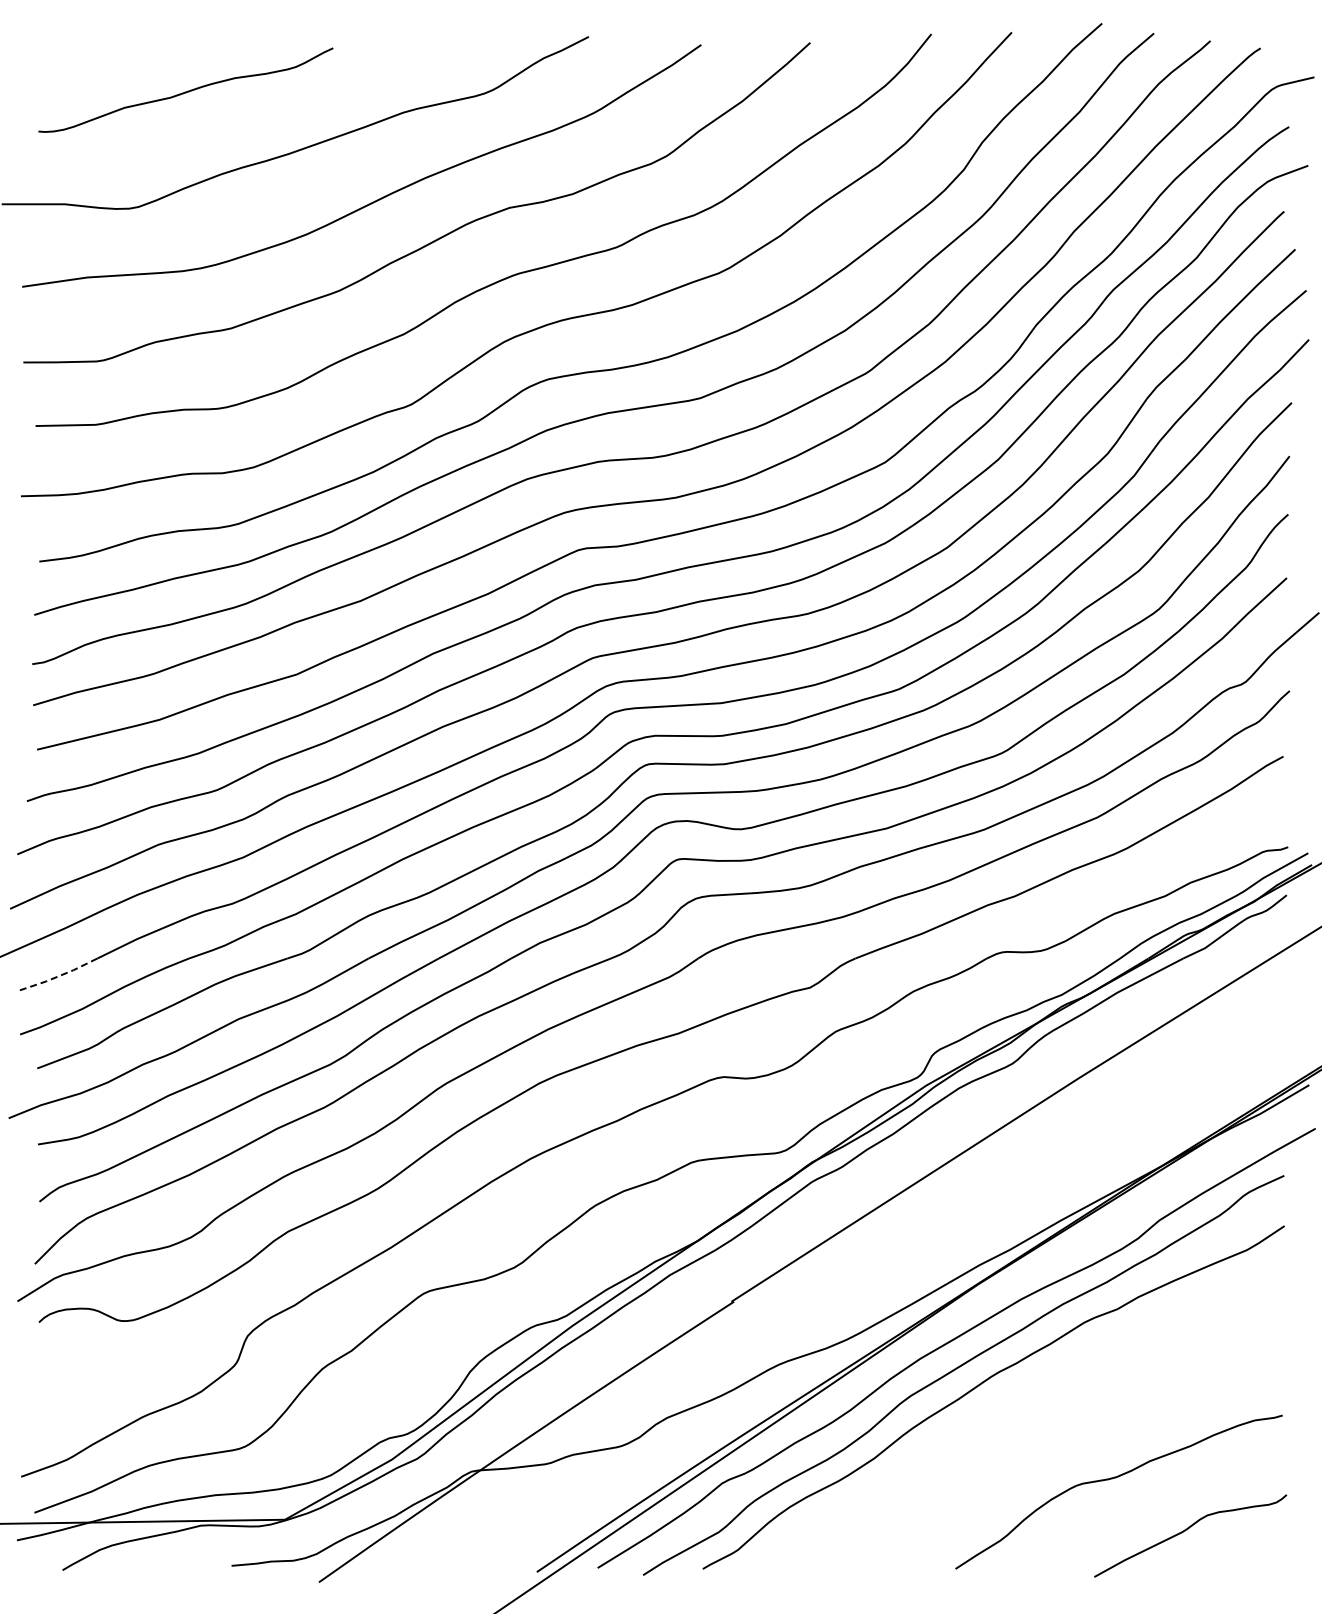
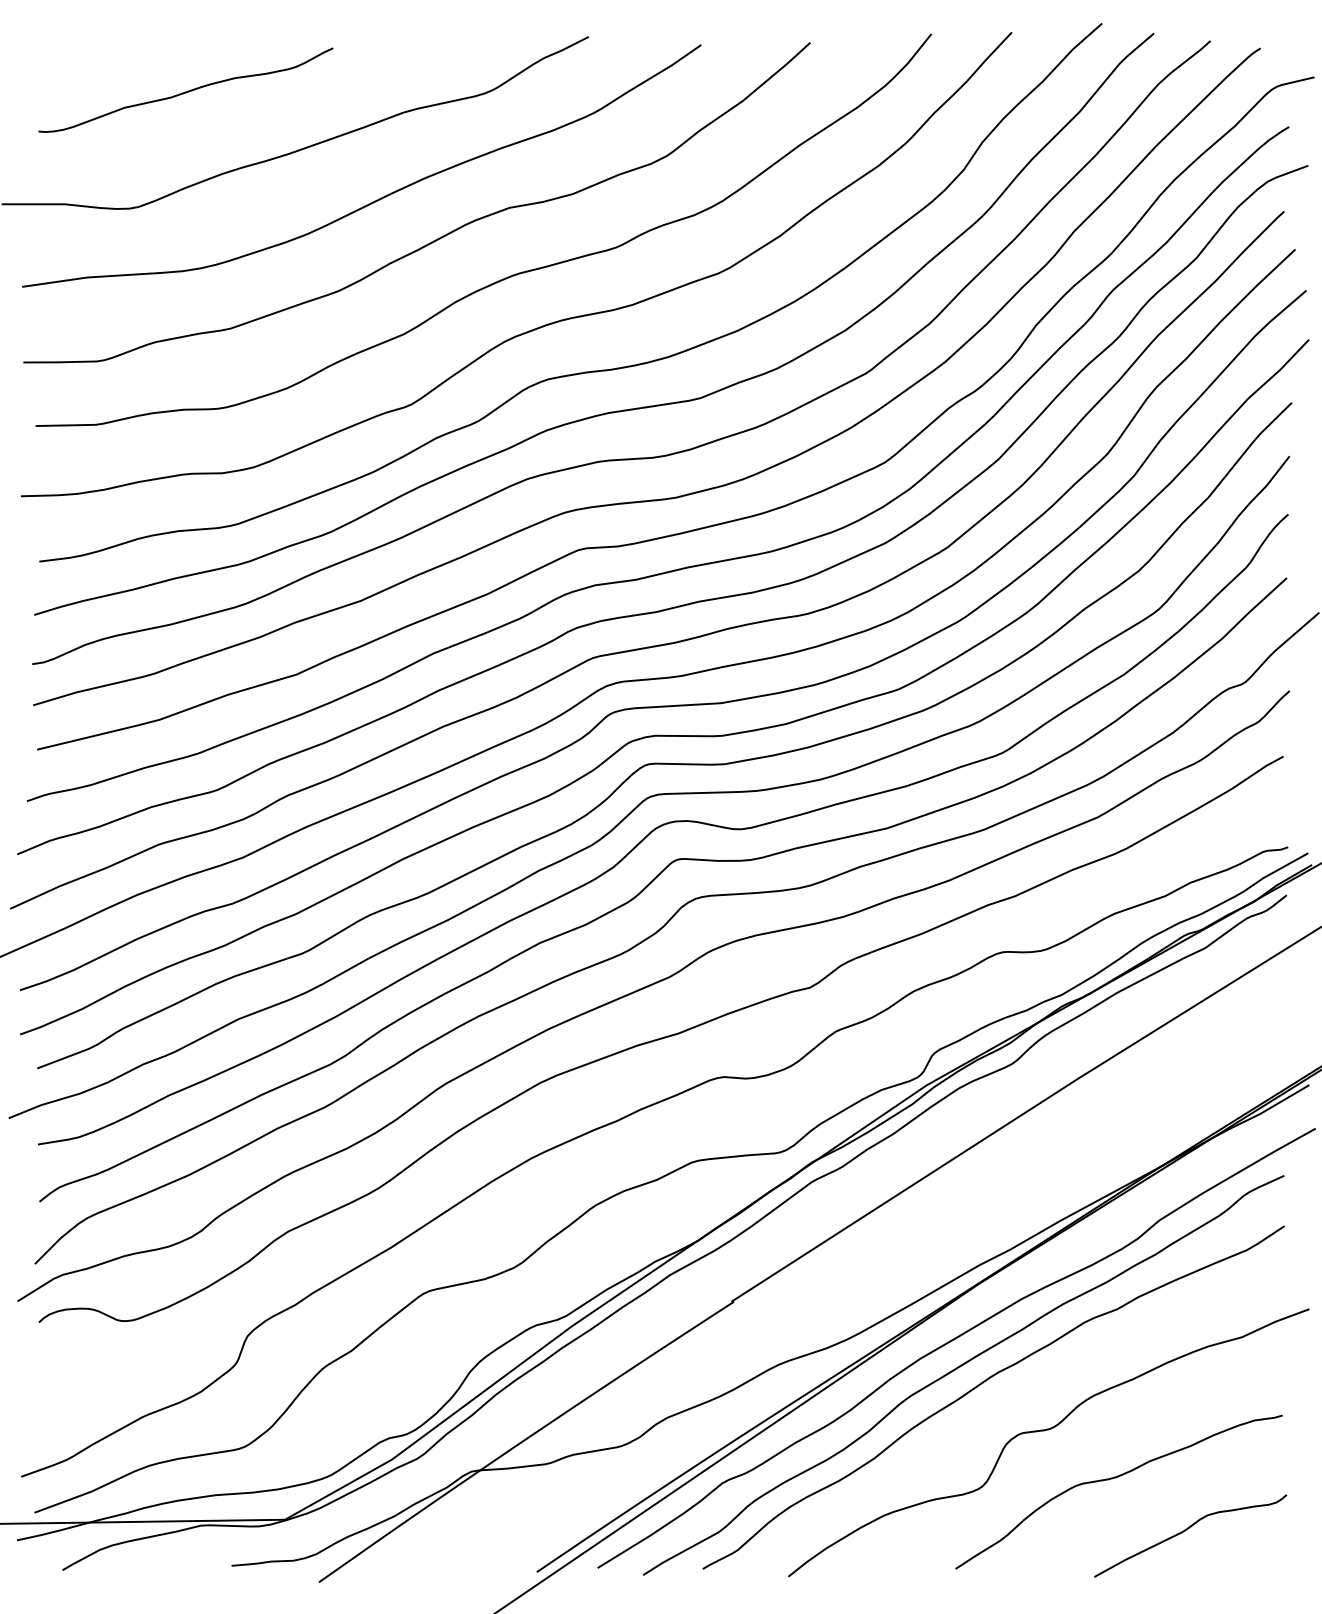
line: dashed -> solid (58, 976)
curve: none -> present (1044, 1431)
